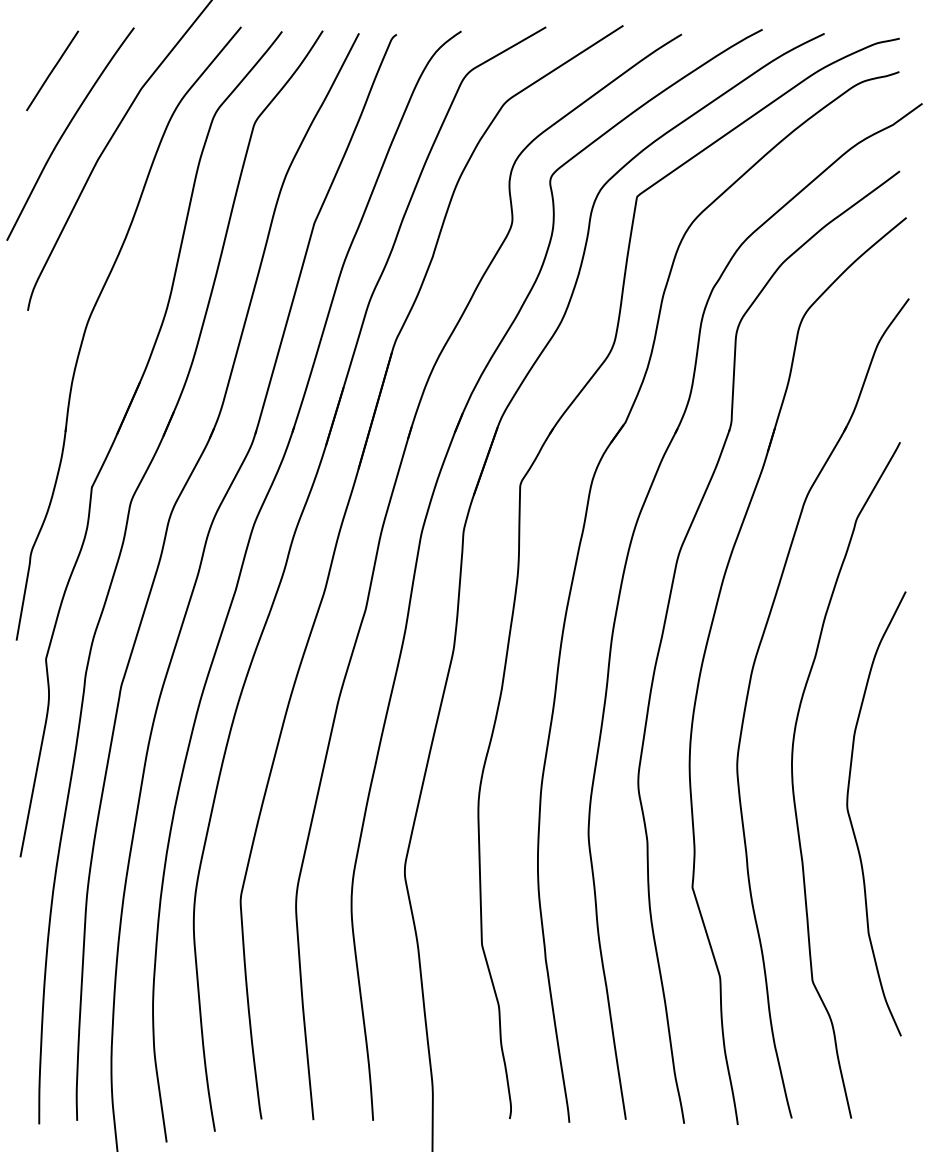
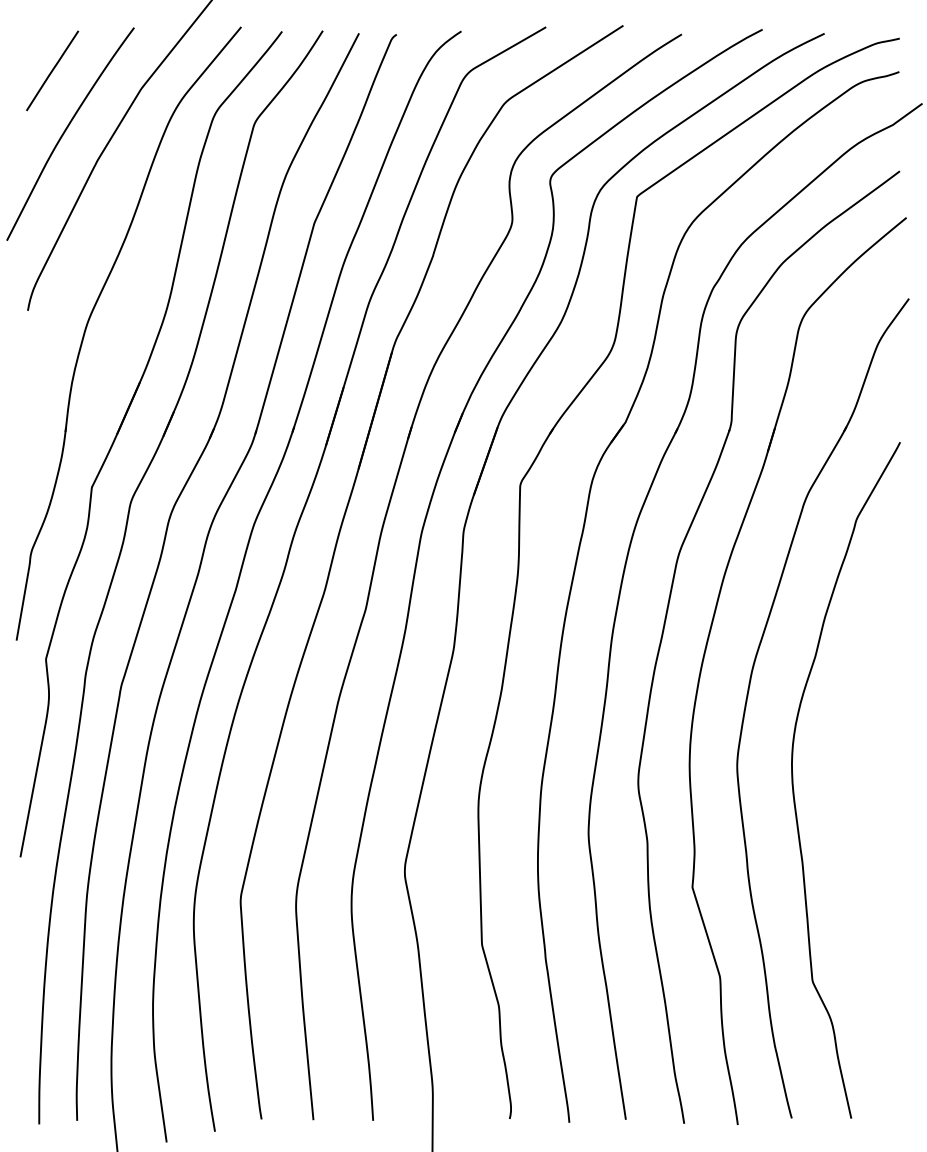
curve: present -> none (851, 819)
